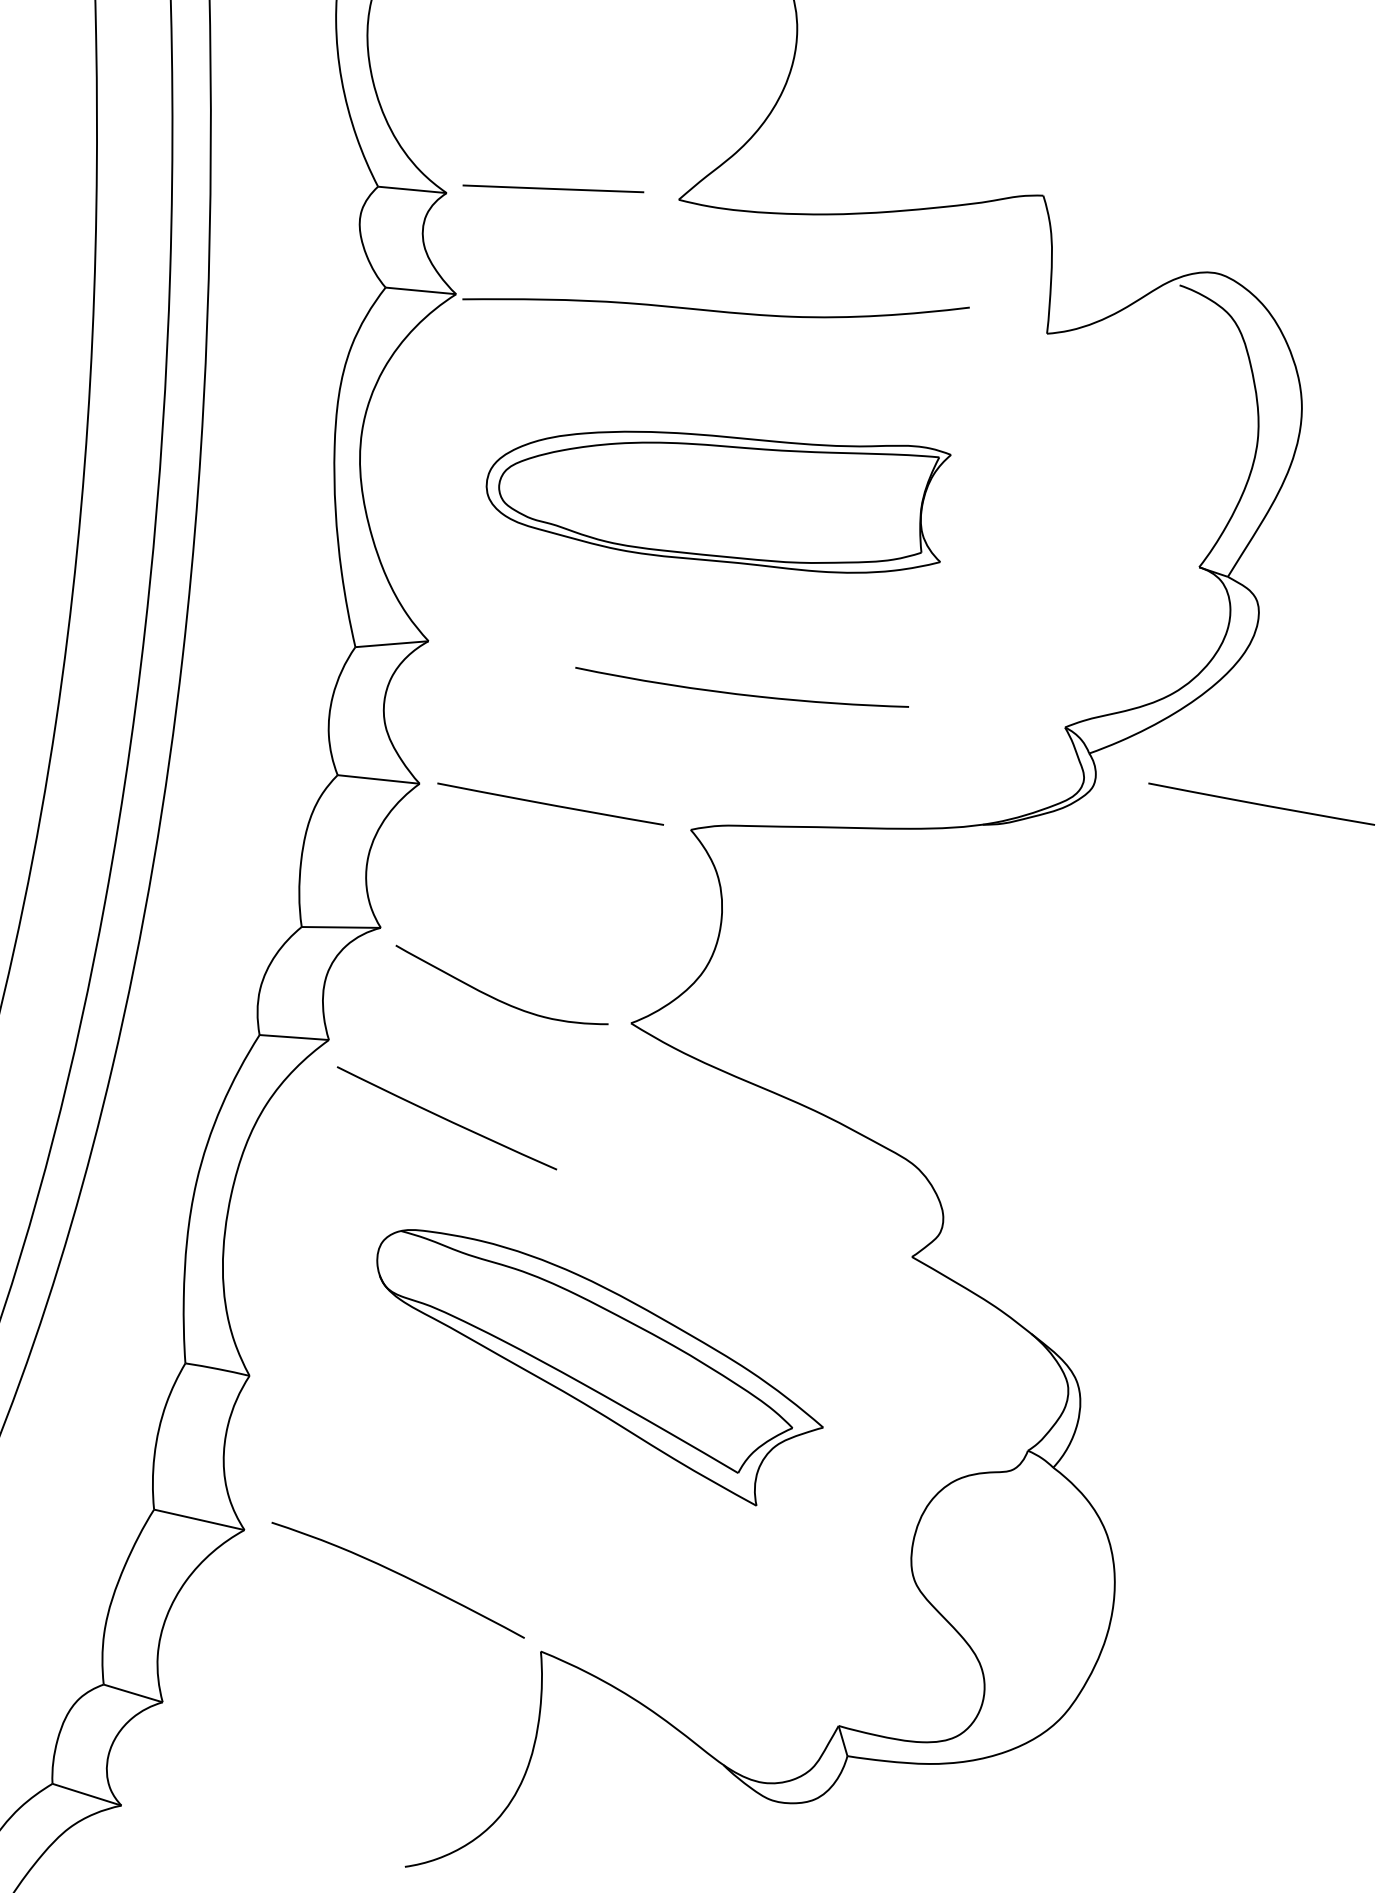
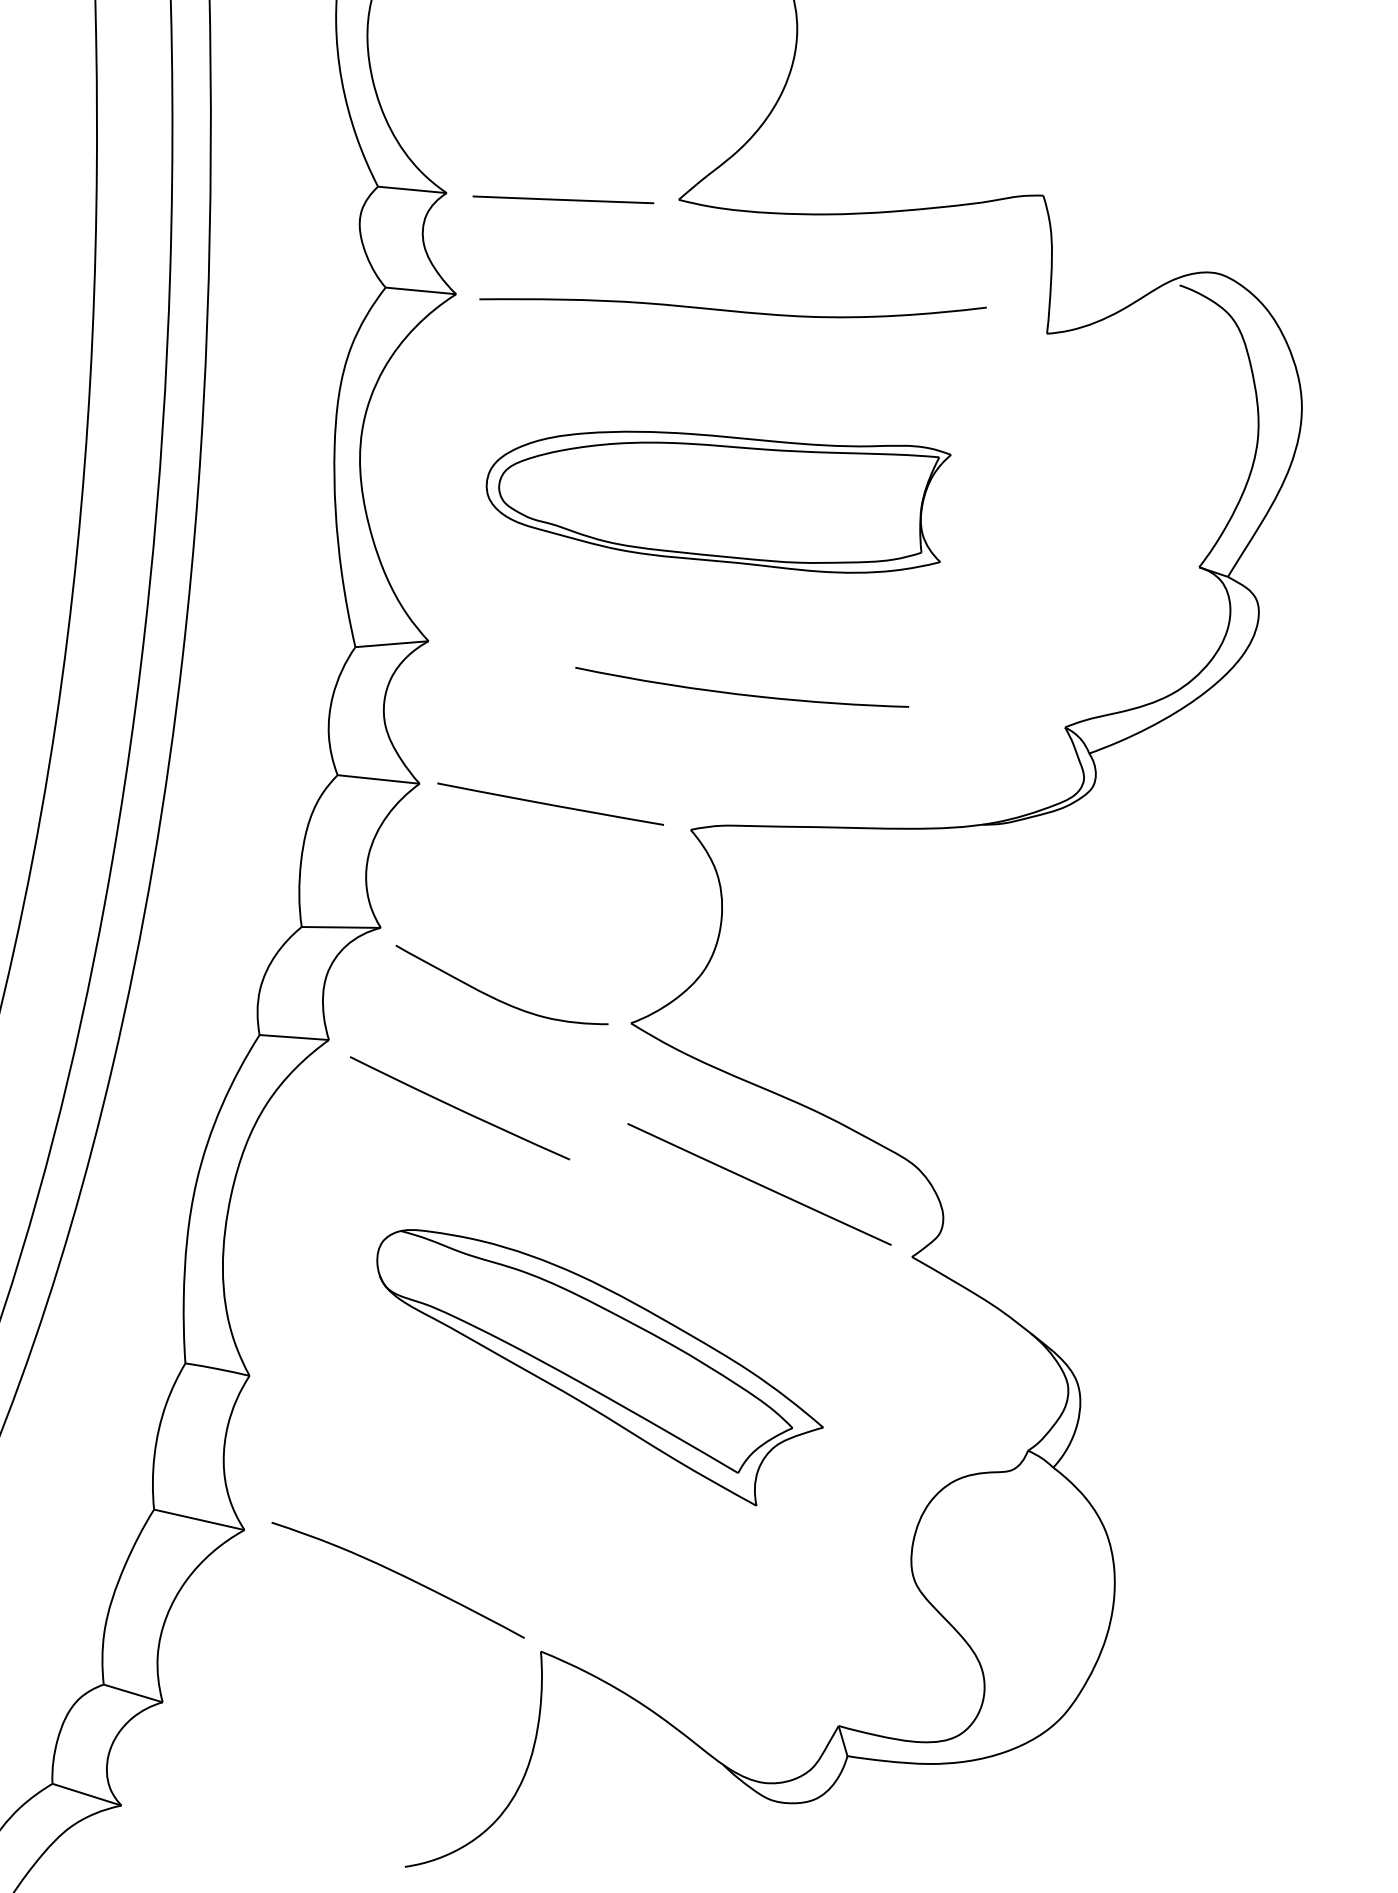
line position: (553, 188) -> (563, 199) (563, 199)
curve position: (715, 310) -> (732, 310) (732, 310)
line: present -> none (1261, 803)
curve position: (446, 1118) -> (459, 1108) (459, 1108)
line: none -> present (759, 1184)
